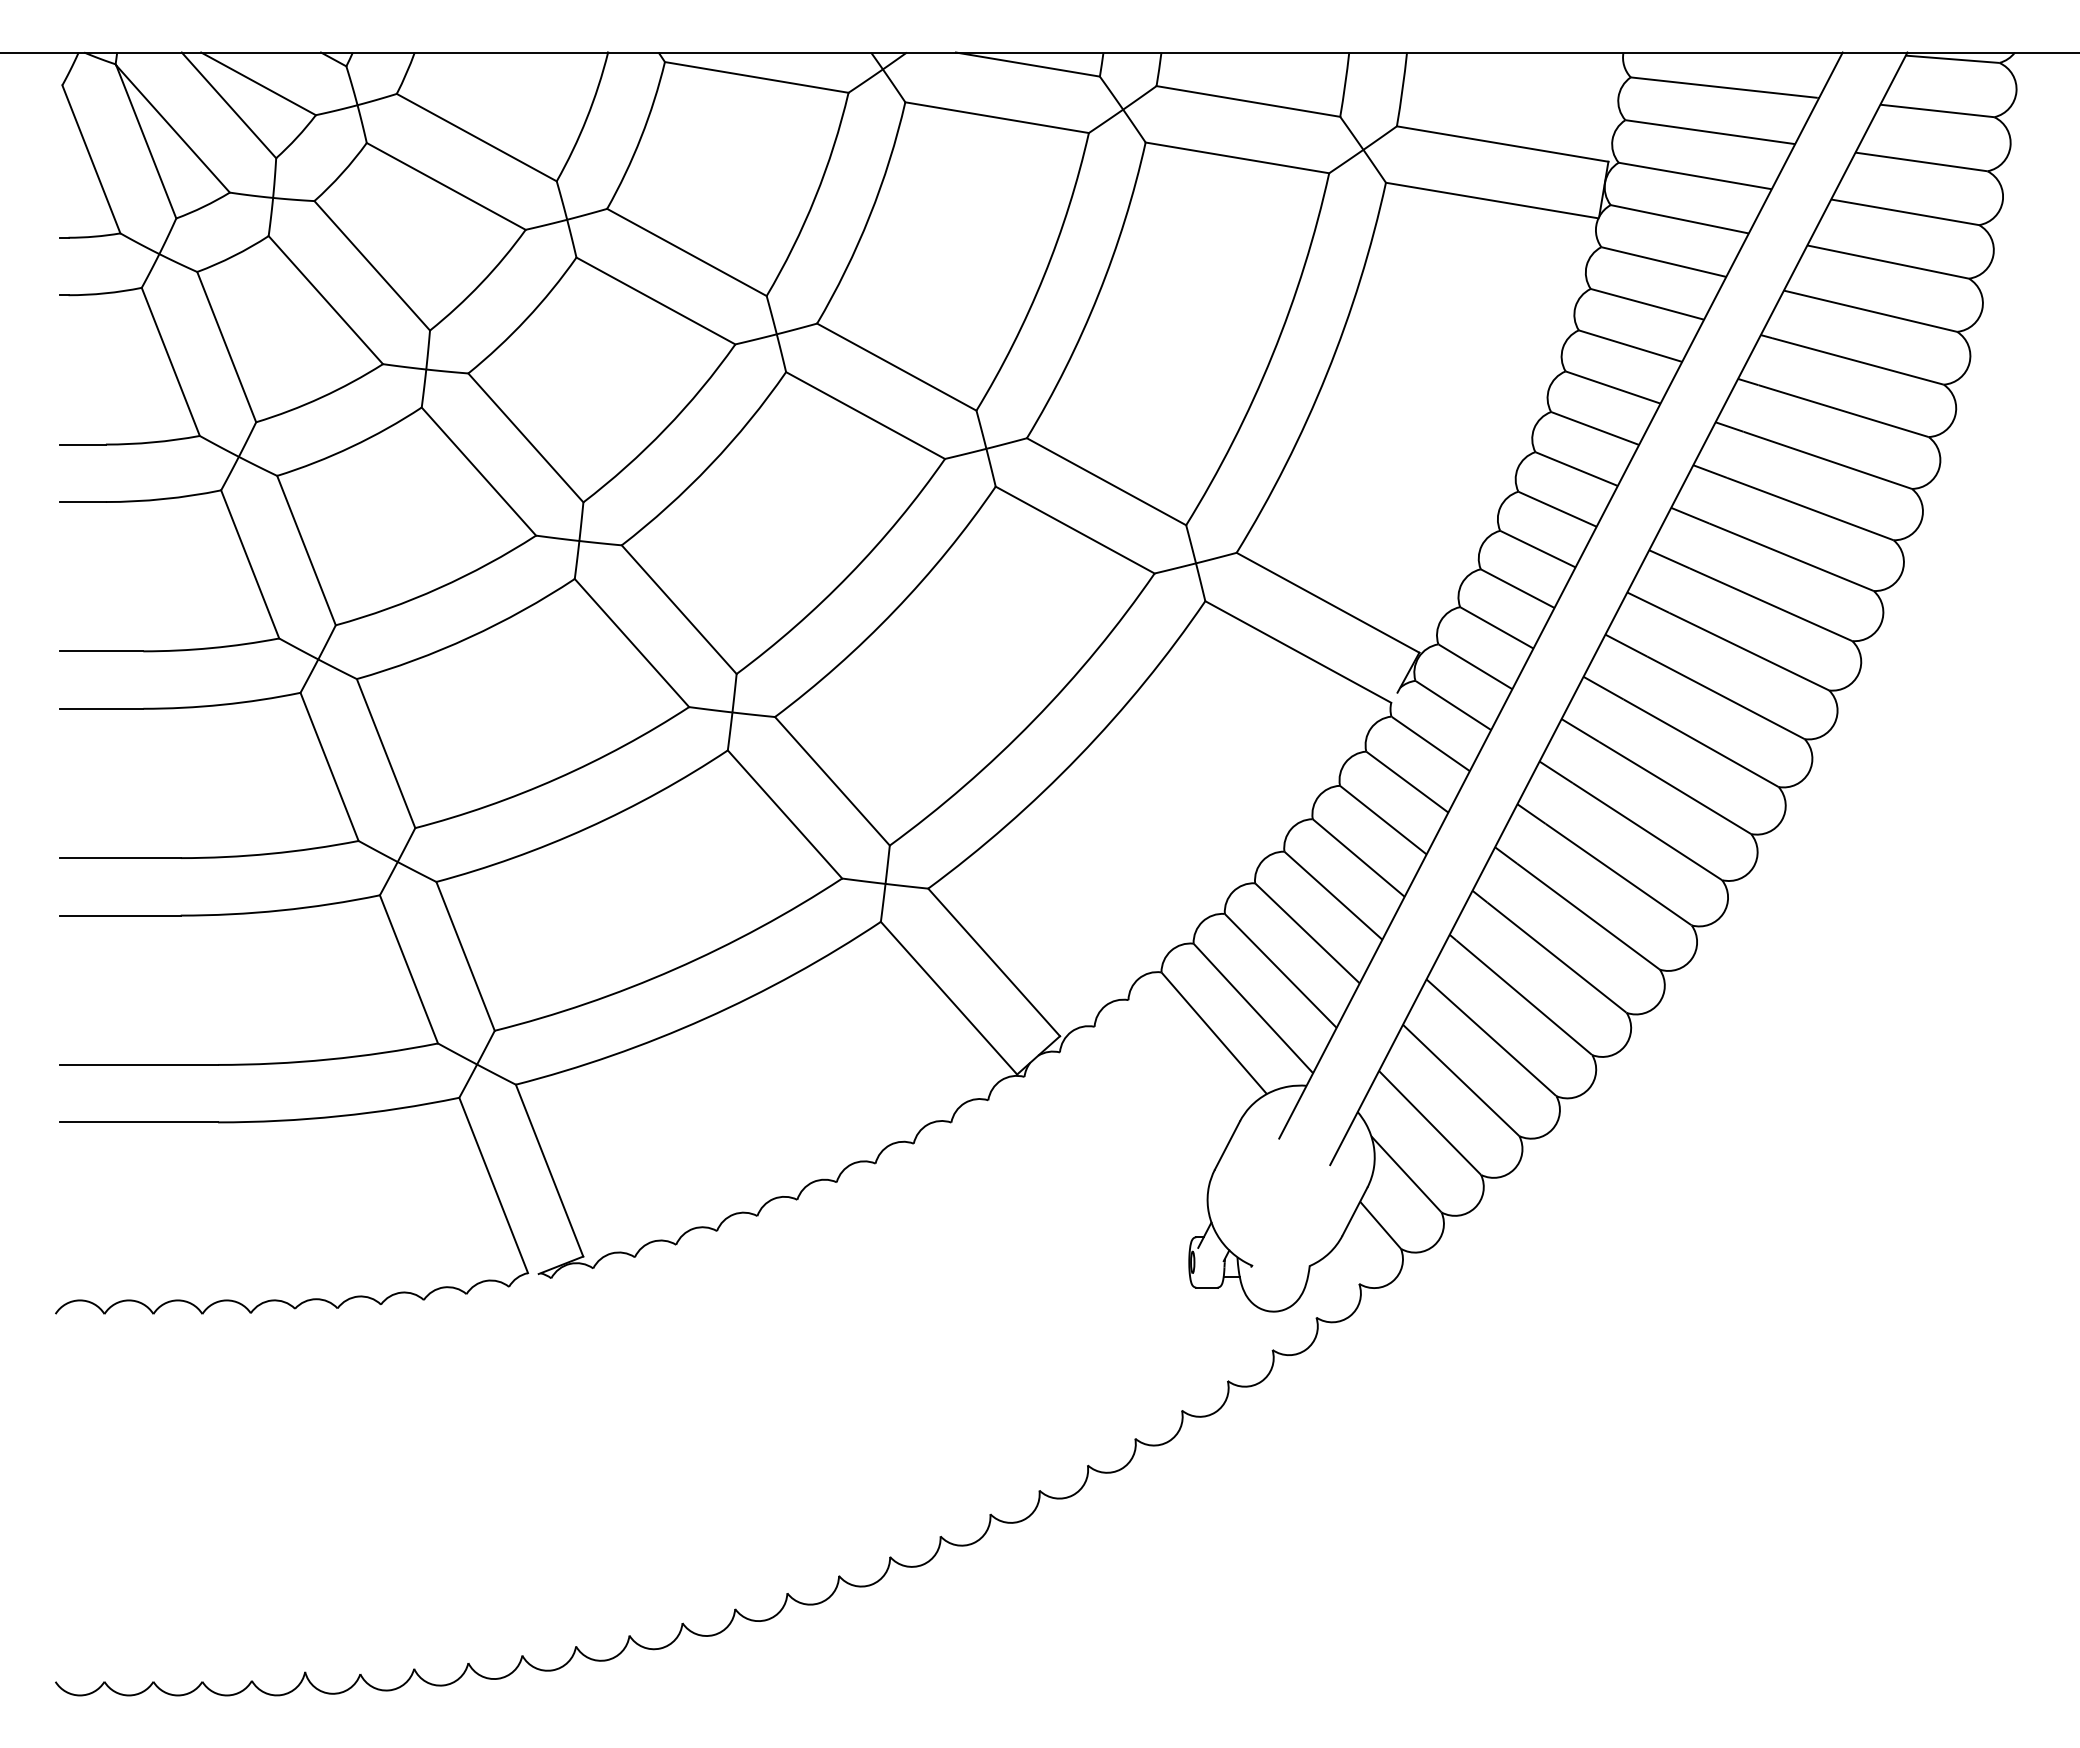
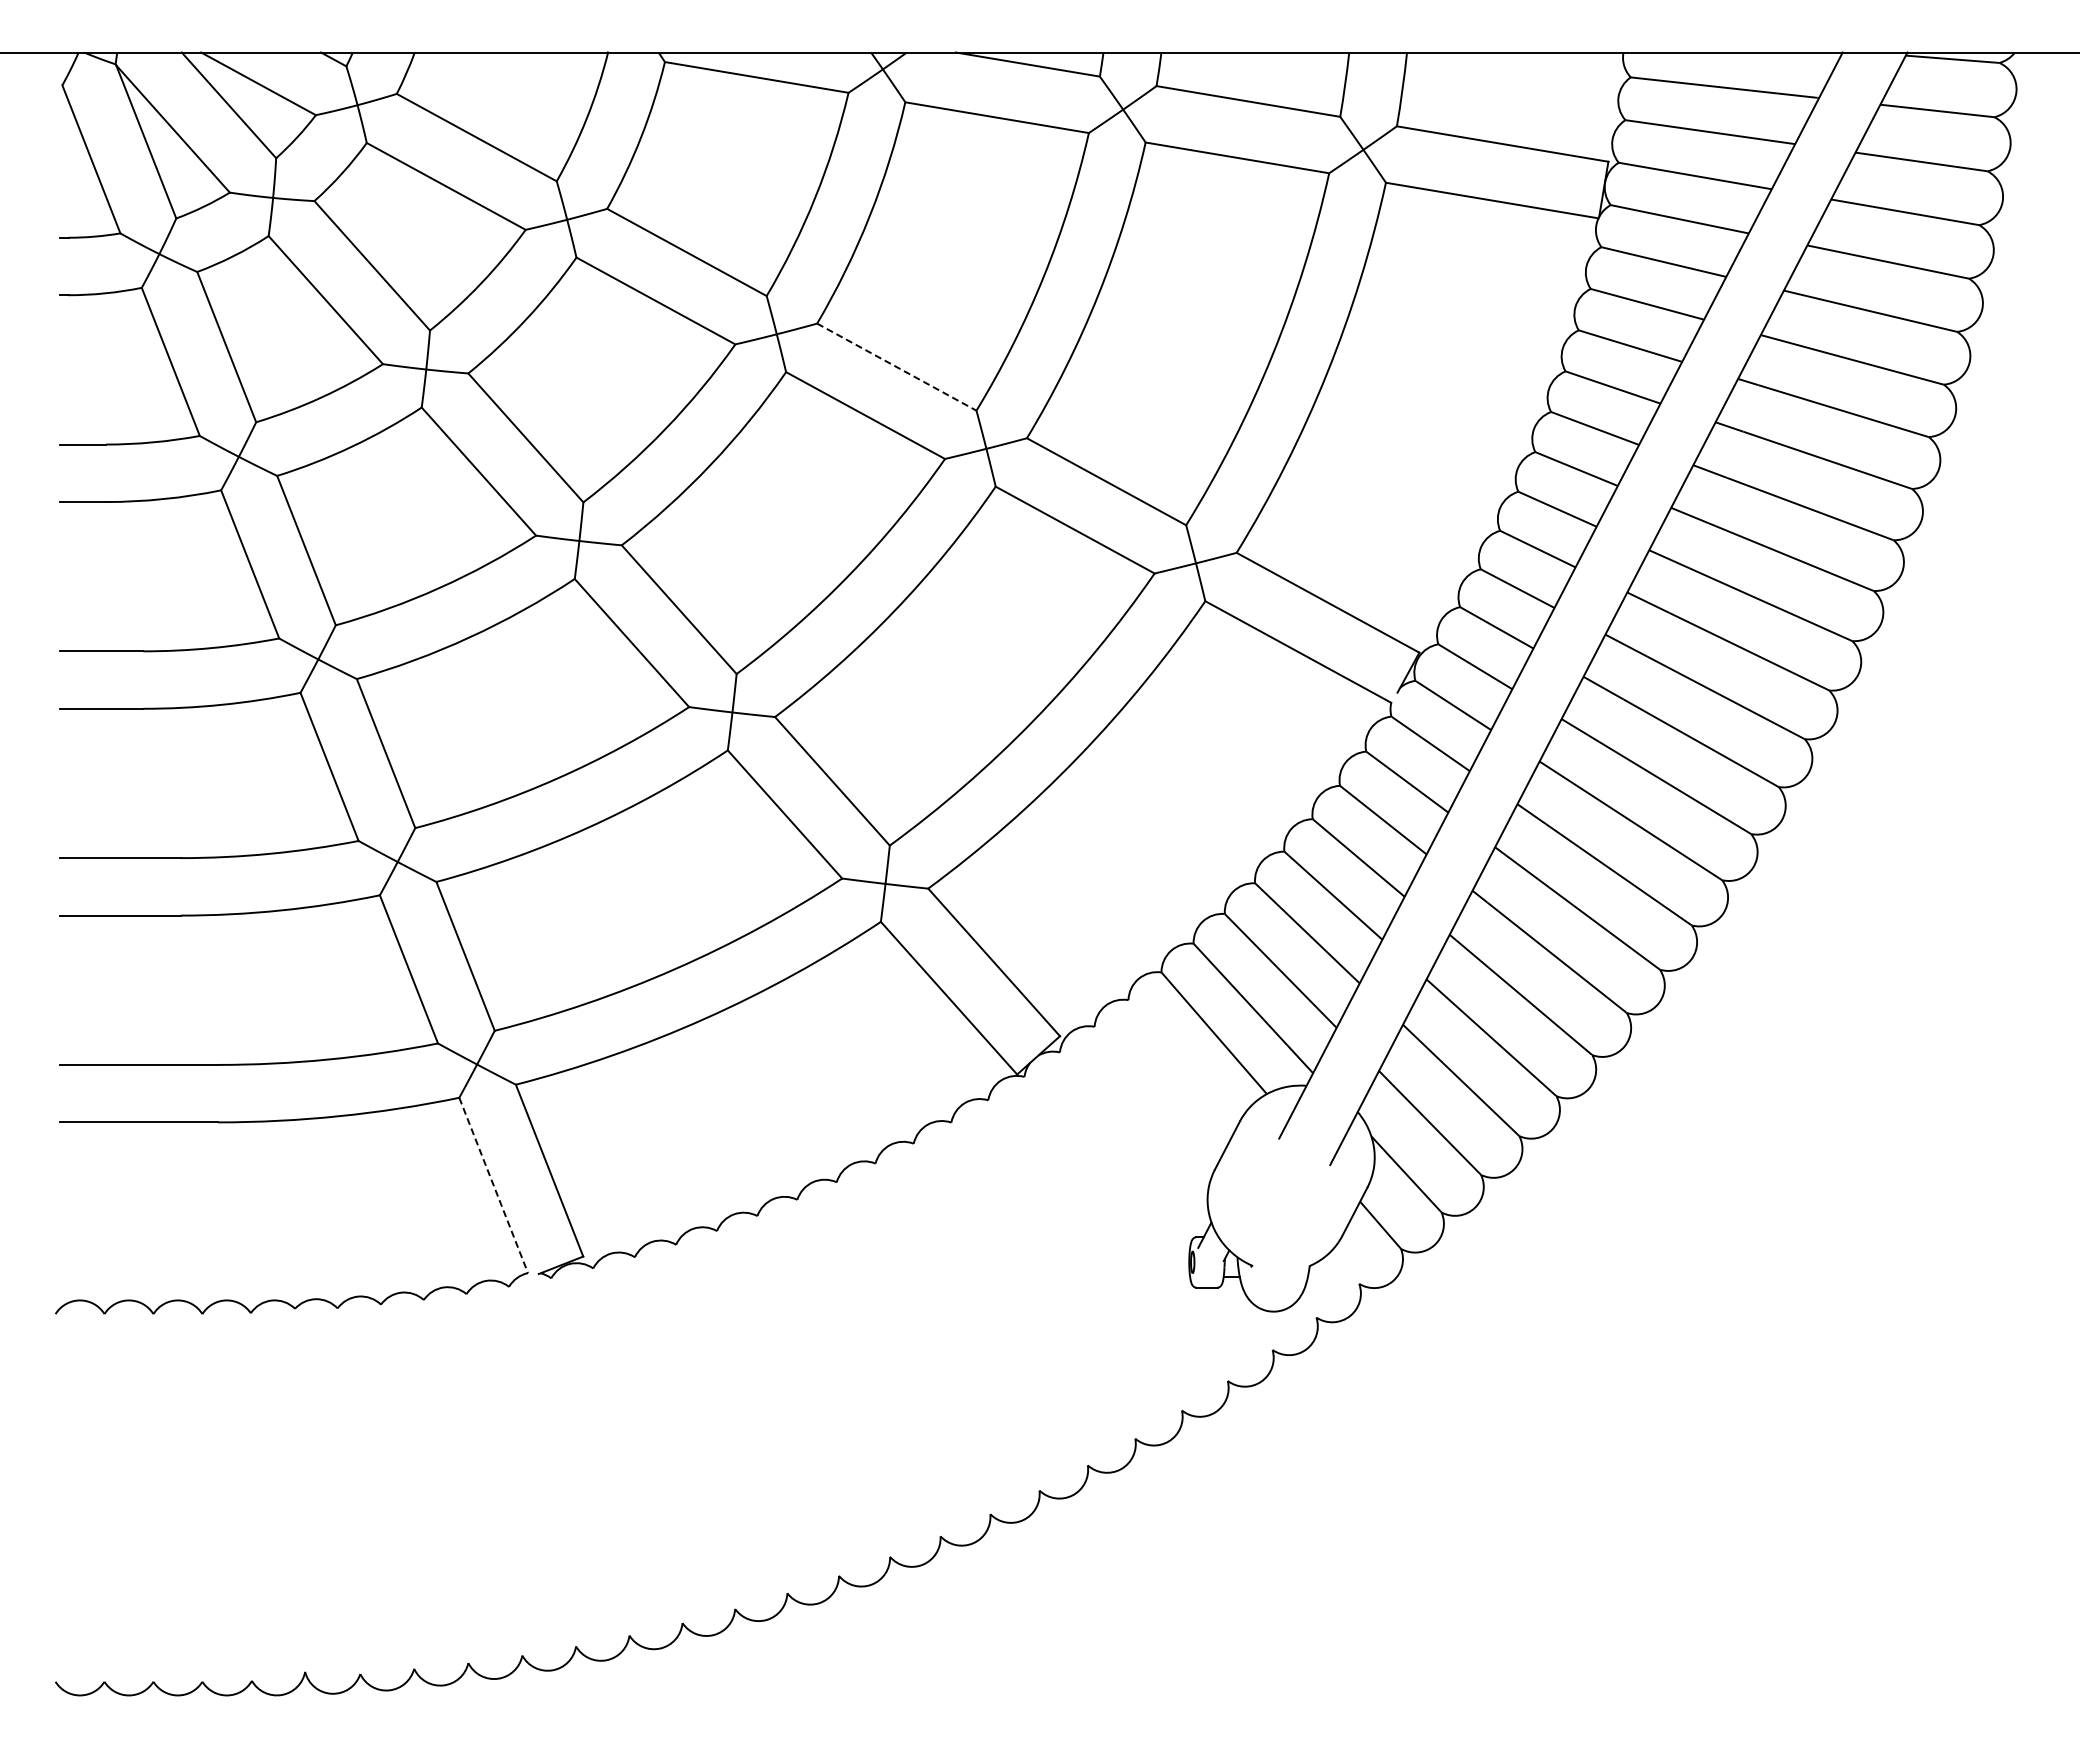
line: solid -> dashed (896, 367)
line: solid -> dashed (493, 1185)
